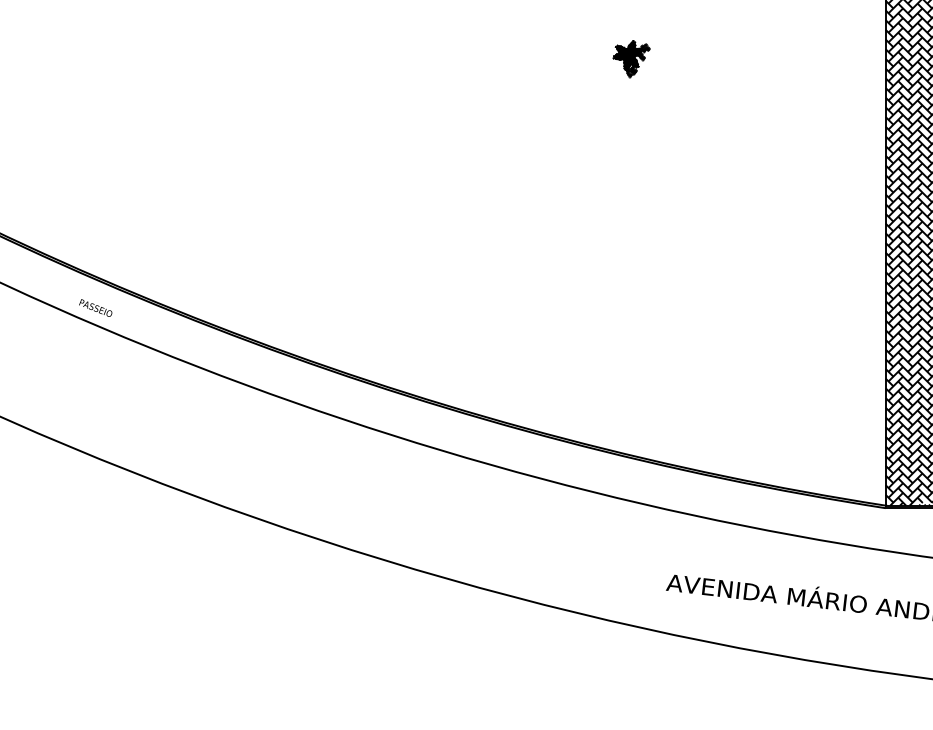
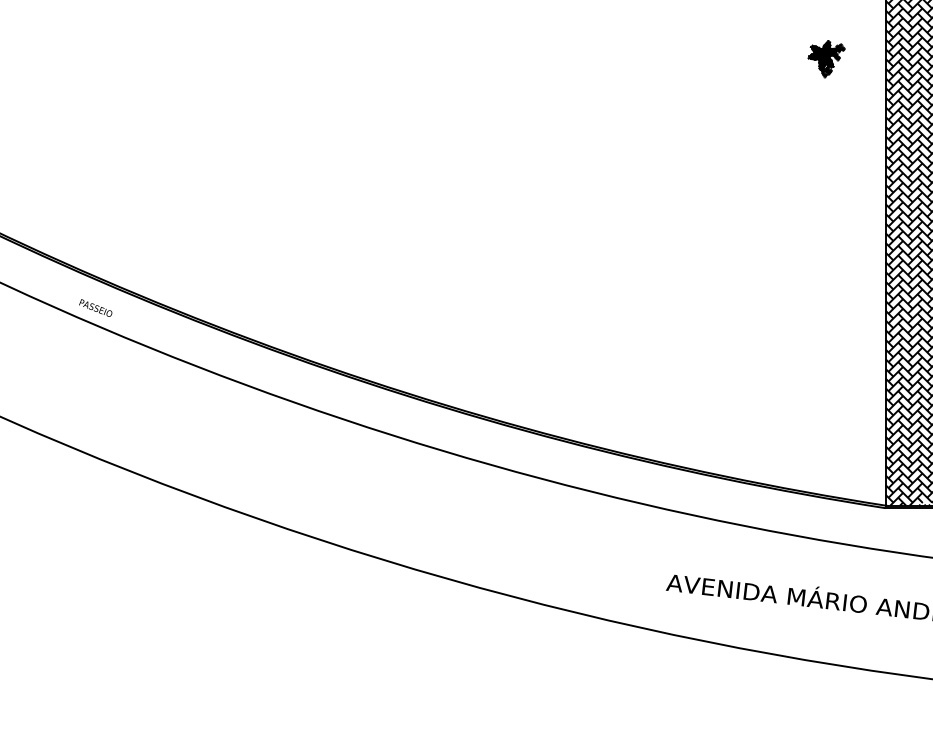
part position: (631, 59) -> (826, 59) (826, 59)
